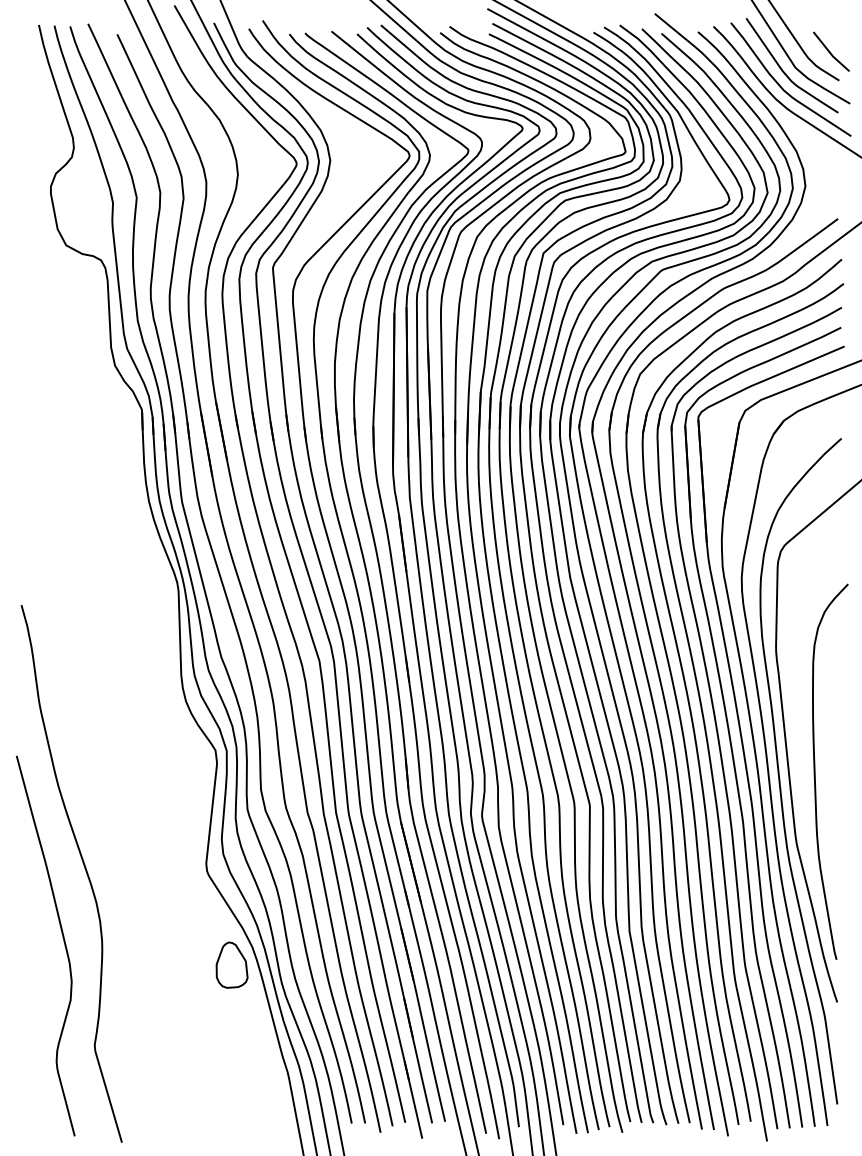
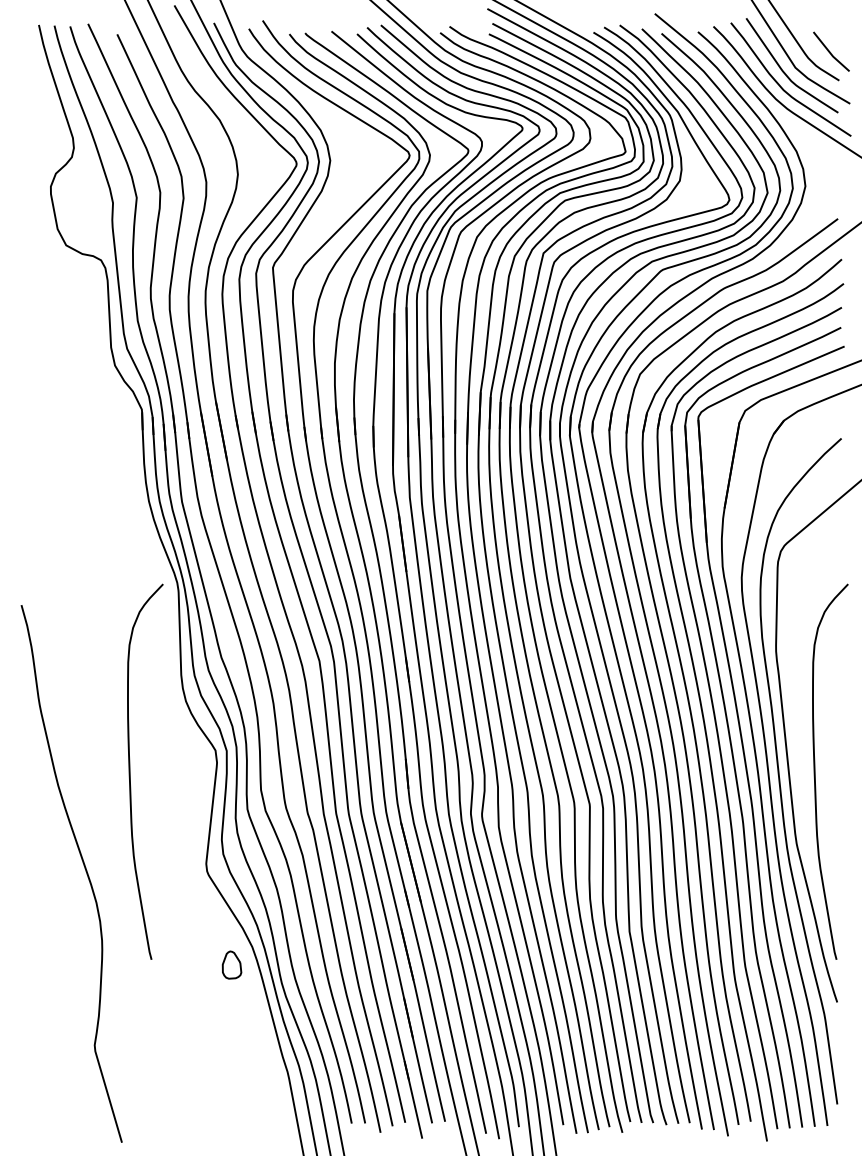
curve: none -> present (130, 771)
curve: present -> none (63, 942)
part size: 34x48 px -> 22x30 px (231, 964)
